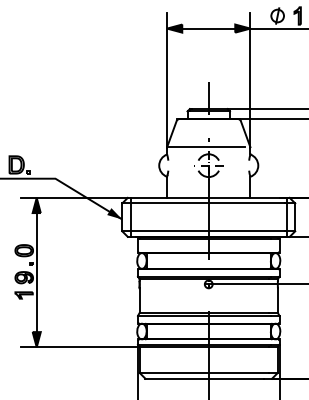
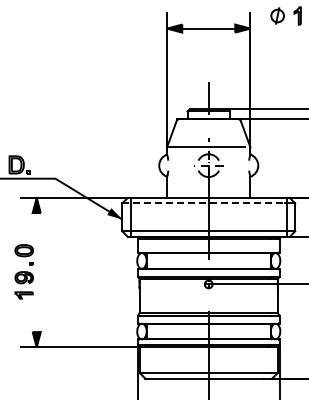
line: present -> none (277, 28)
line: solid -> dashed (203, 203)
line: present -> none (36, 272)
